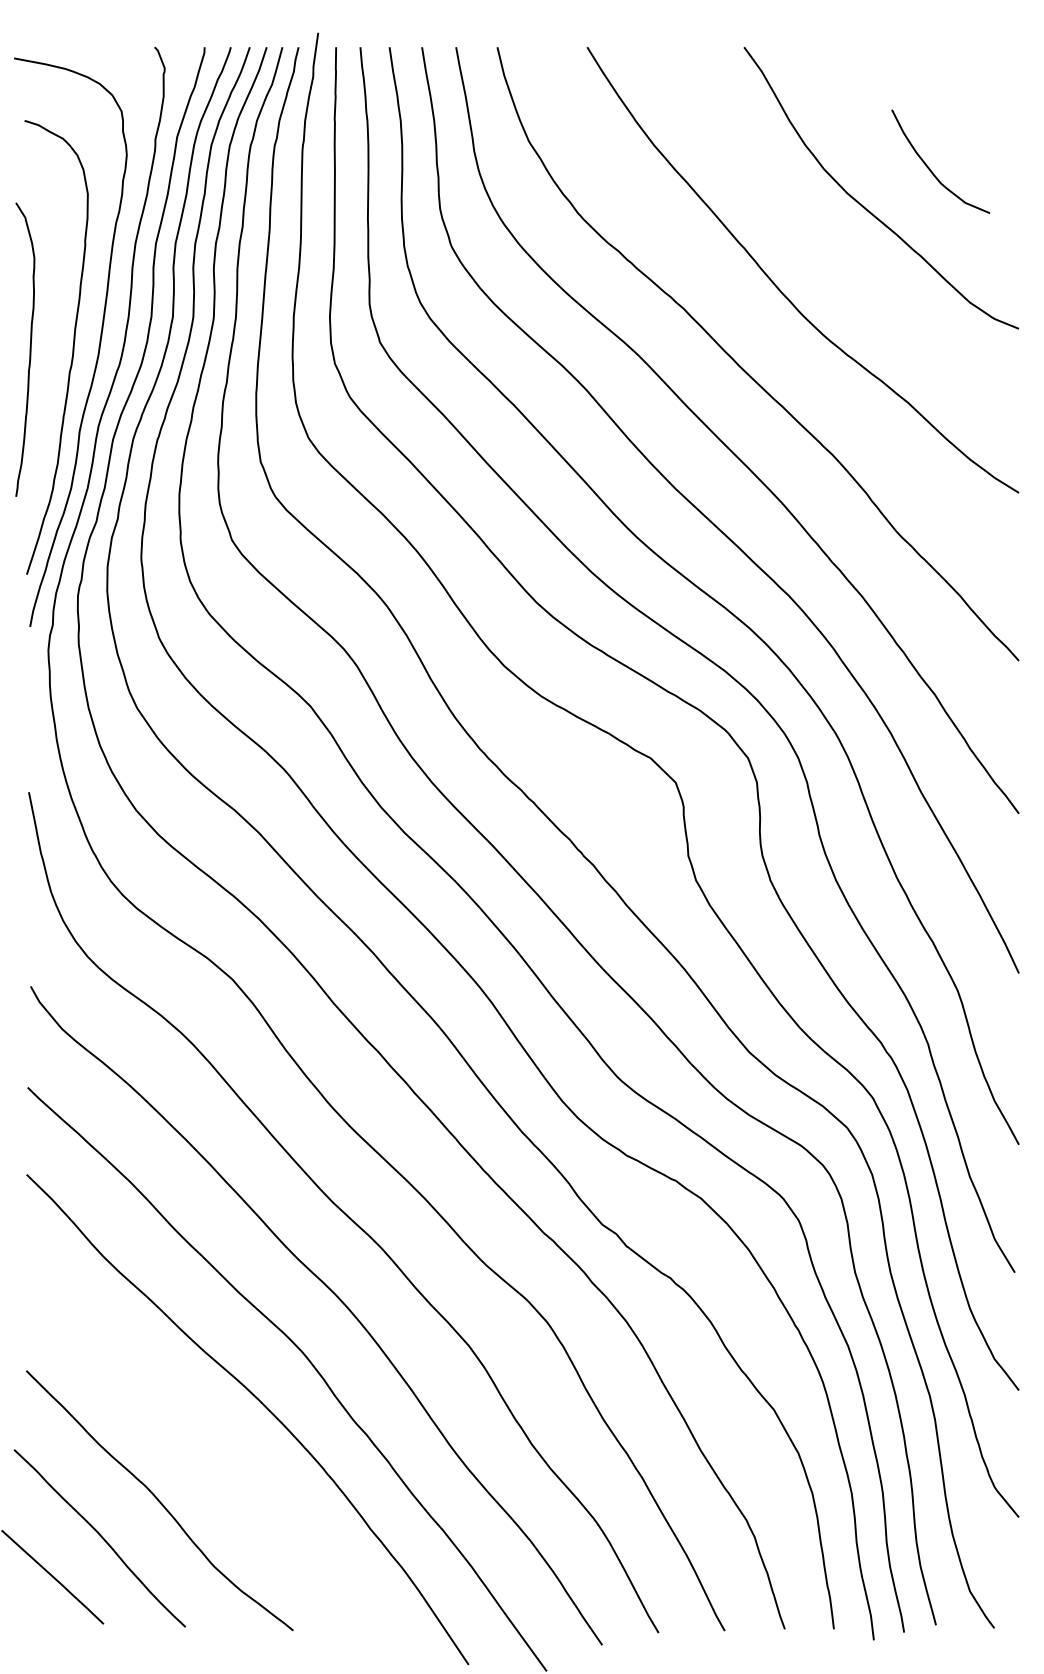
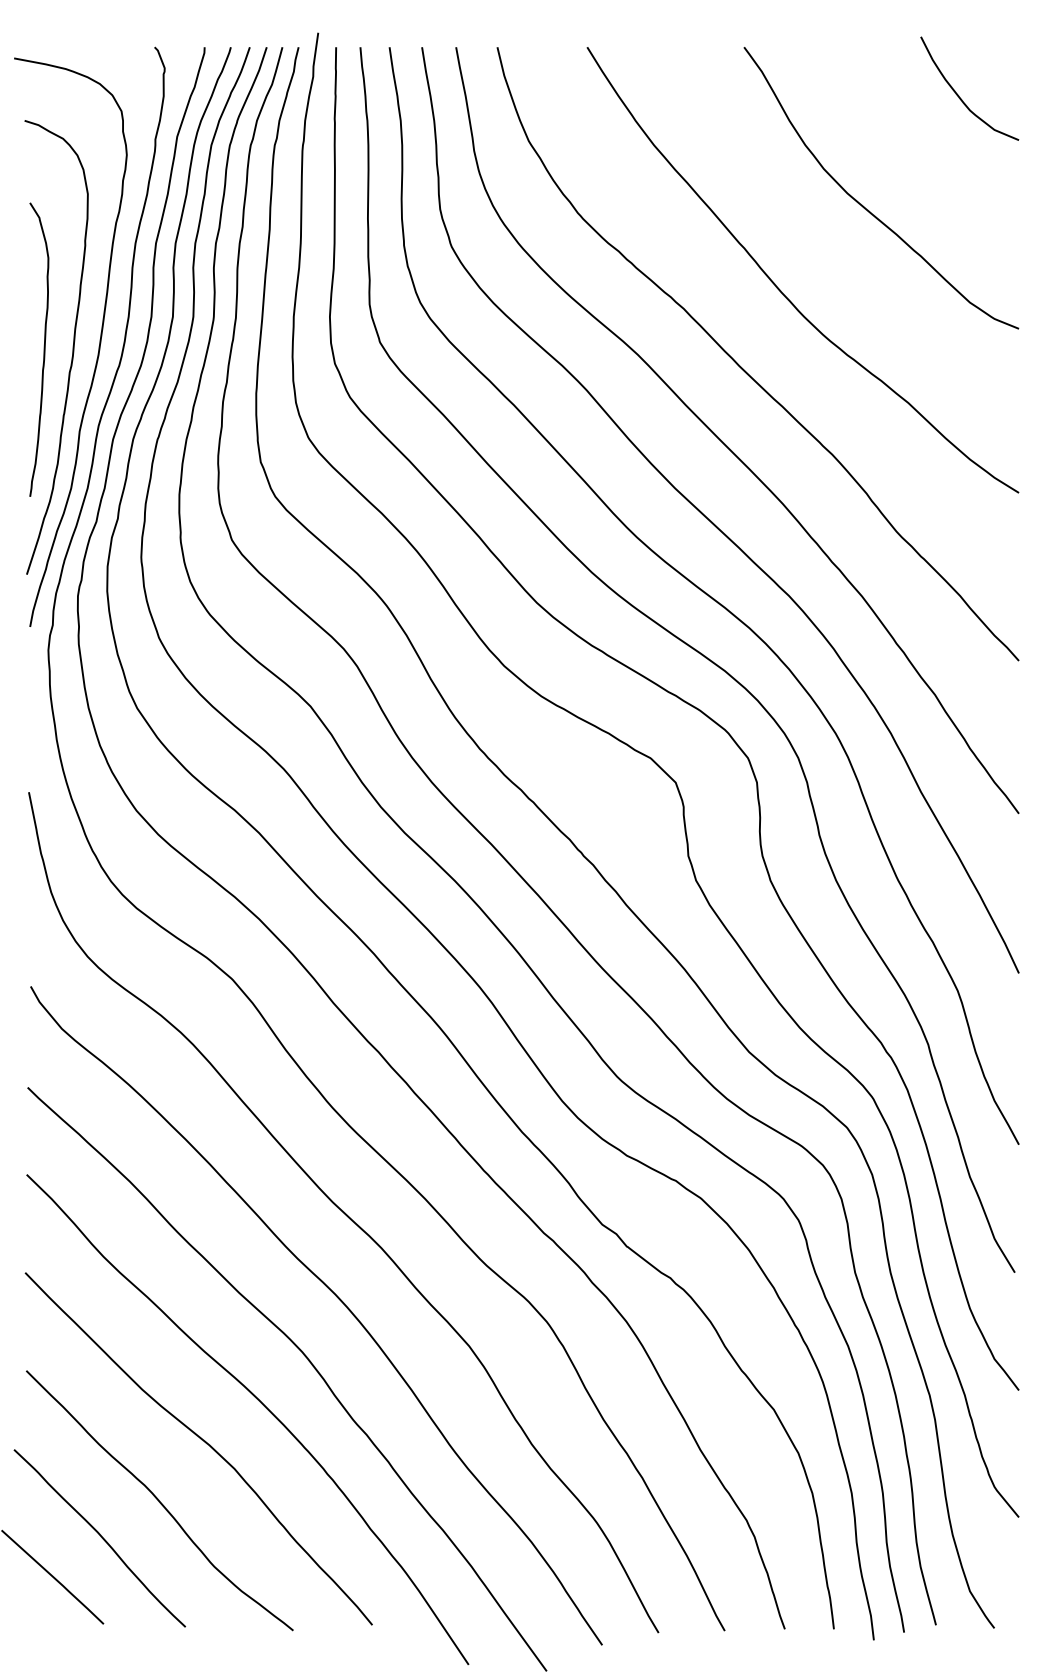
curve position: (930, 168) -> (959, 95) (959, 95)
curve position: (29, 349) -> (43, 349) (43, 349)
curve: none -> present (204, 1442)
